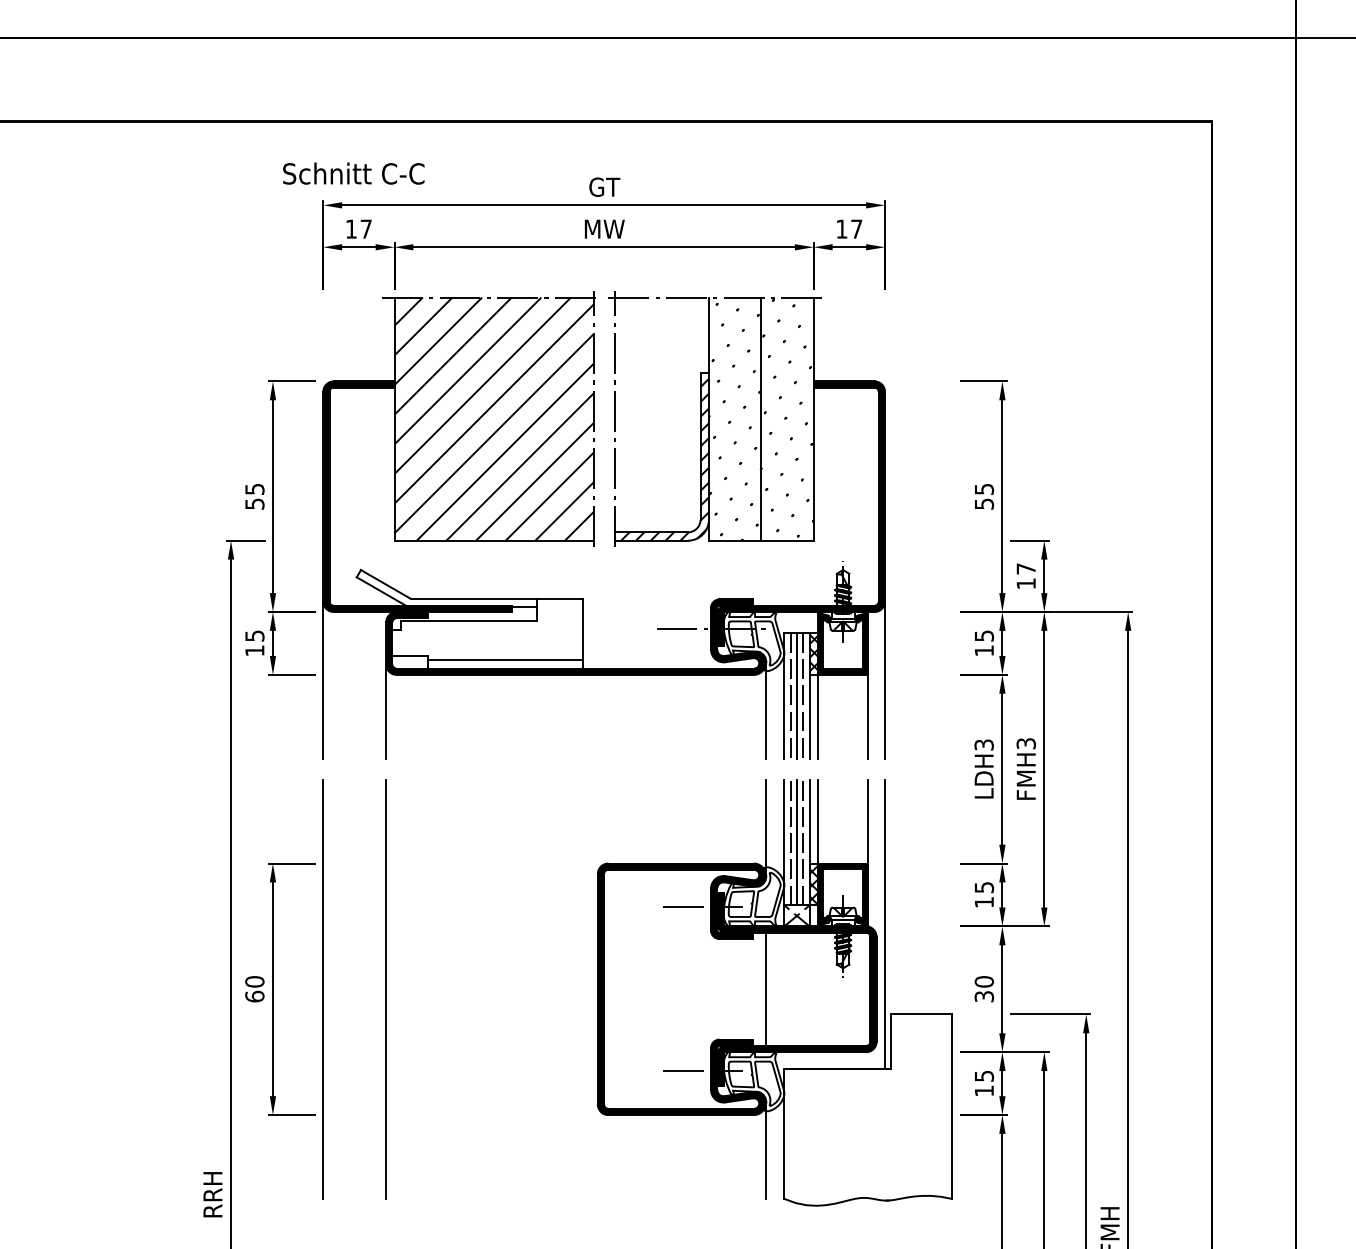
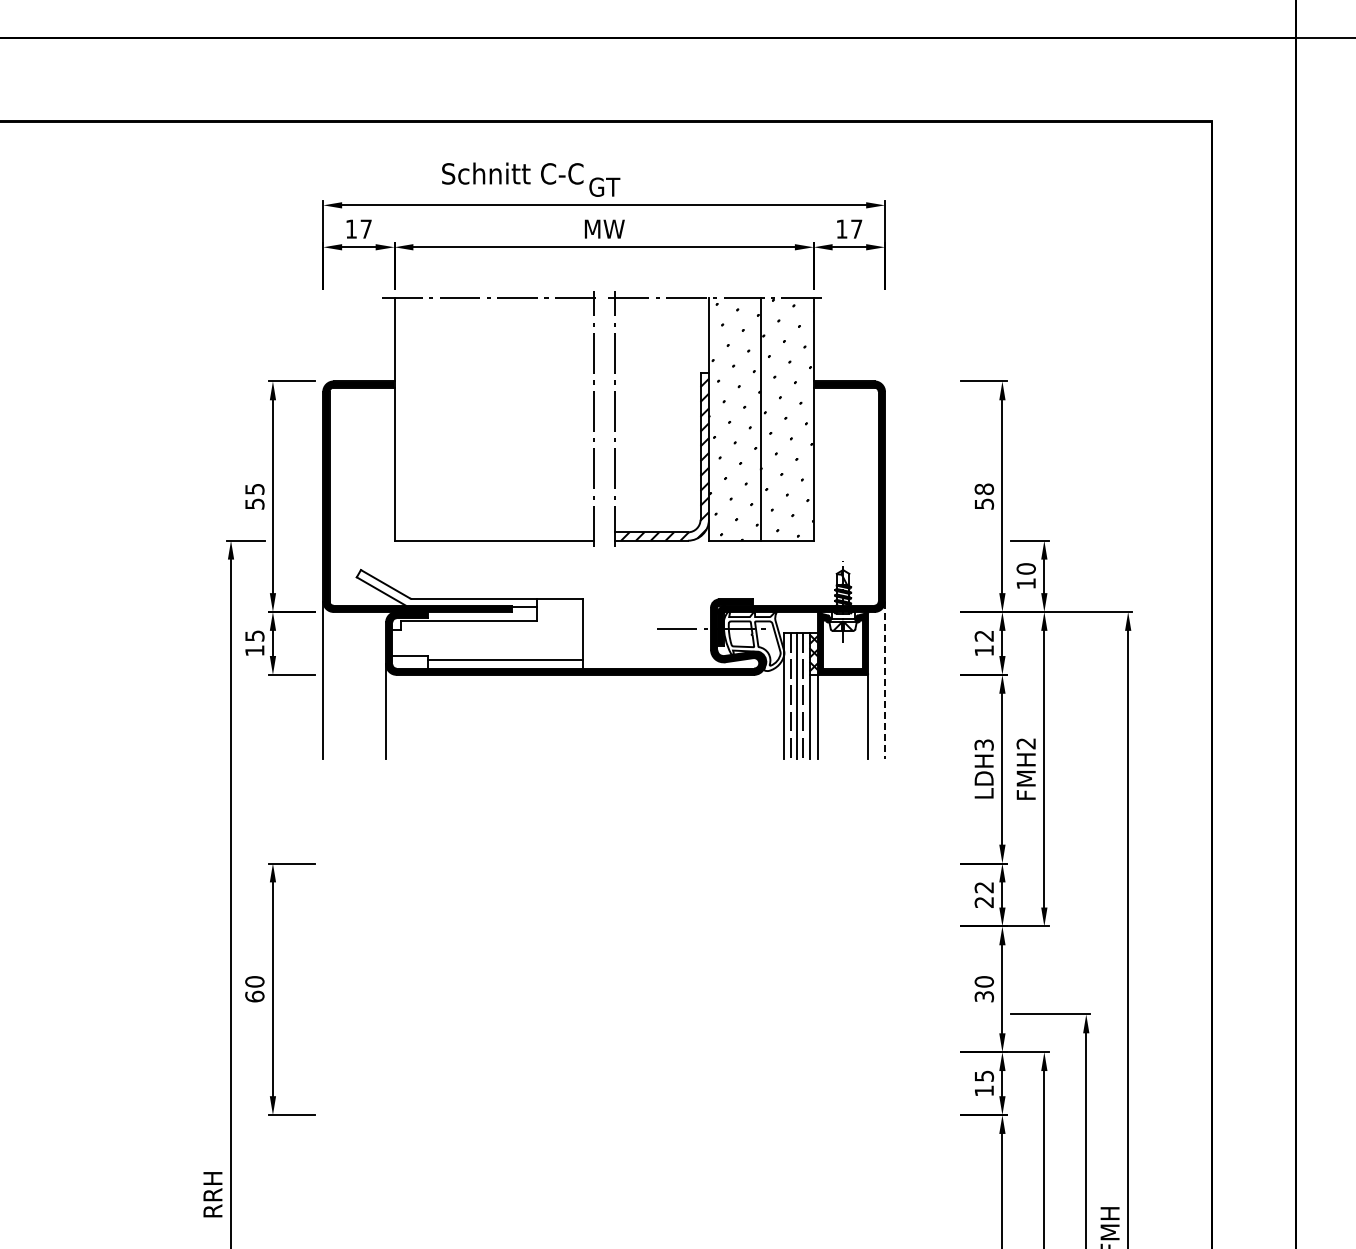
text position: (353, 173) -> (512, 173) (512, 173)
hatch: present -> none (493, 418)
text: 55 -> 58 (983, 489)
text: 17 -> 10 (1025, 568)
text: 15 -> 12 (984, 635)
line: solid -> dashed (885, 680)
line: present -> none (765, 710)
text: FMH3 -> FMH2 (1025, 743)
text: 15 -> 22 (984, 894)
line: present -> none (323, 988)
line: present -> none (385, 989)
part: present -> none (774, 992)
